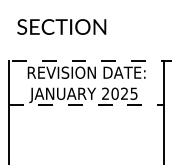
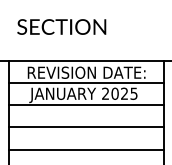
line: dashed -> solid (86, 60)
line: none -> present (85, 82)
line: dashed -> solid (86, 105)
line: none -> present (85, 127)
line: none -> present (85, 149)
